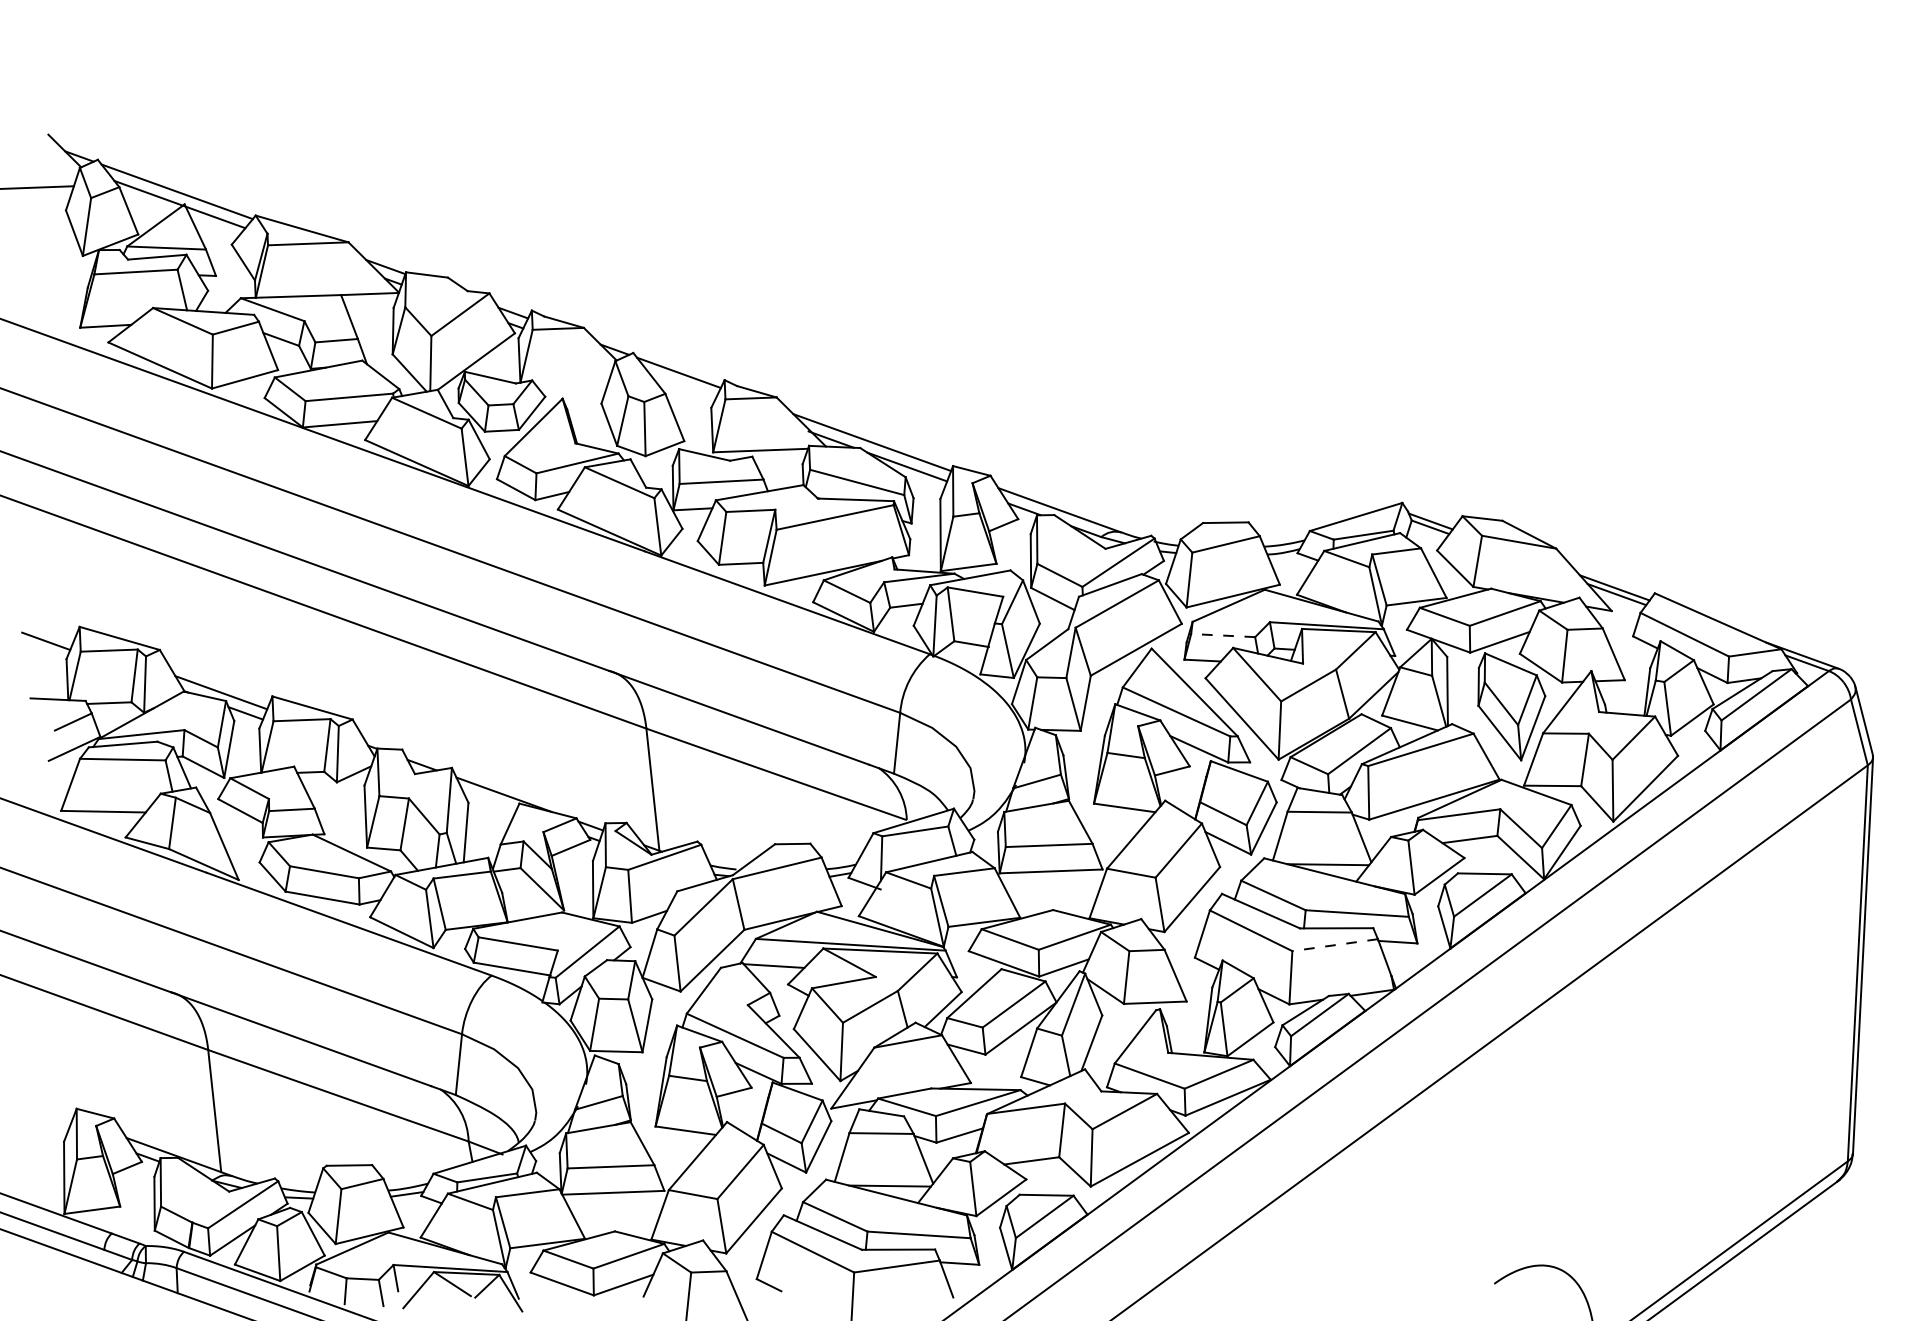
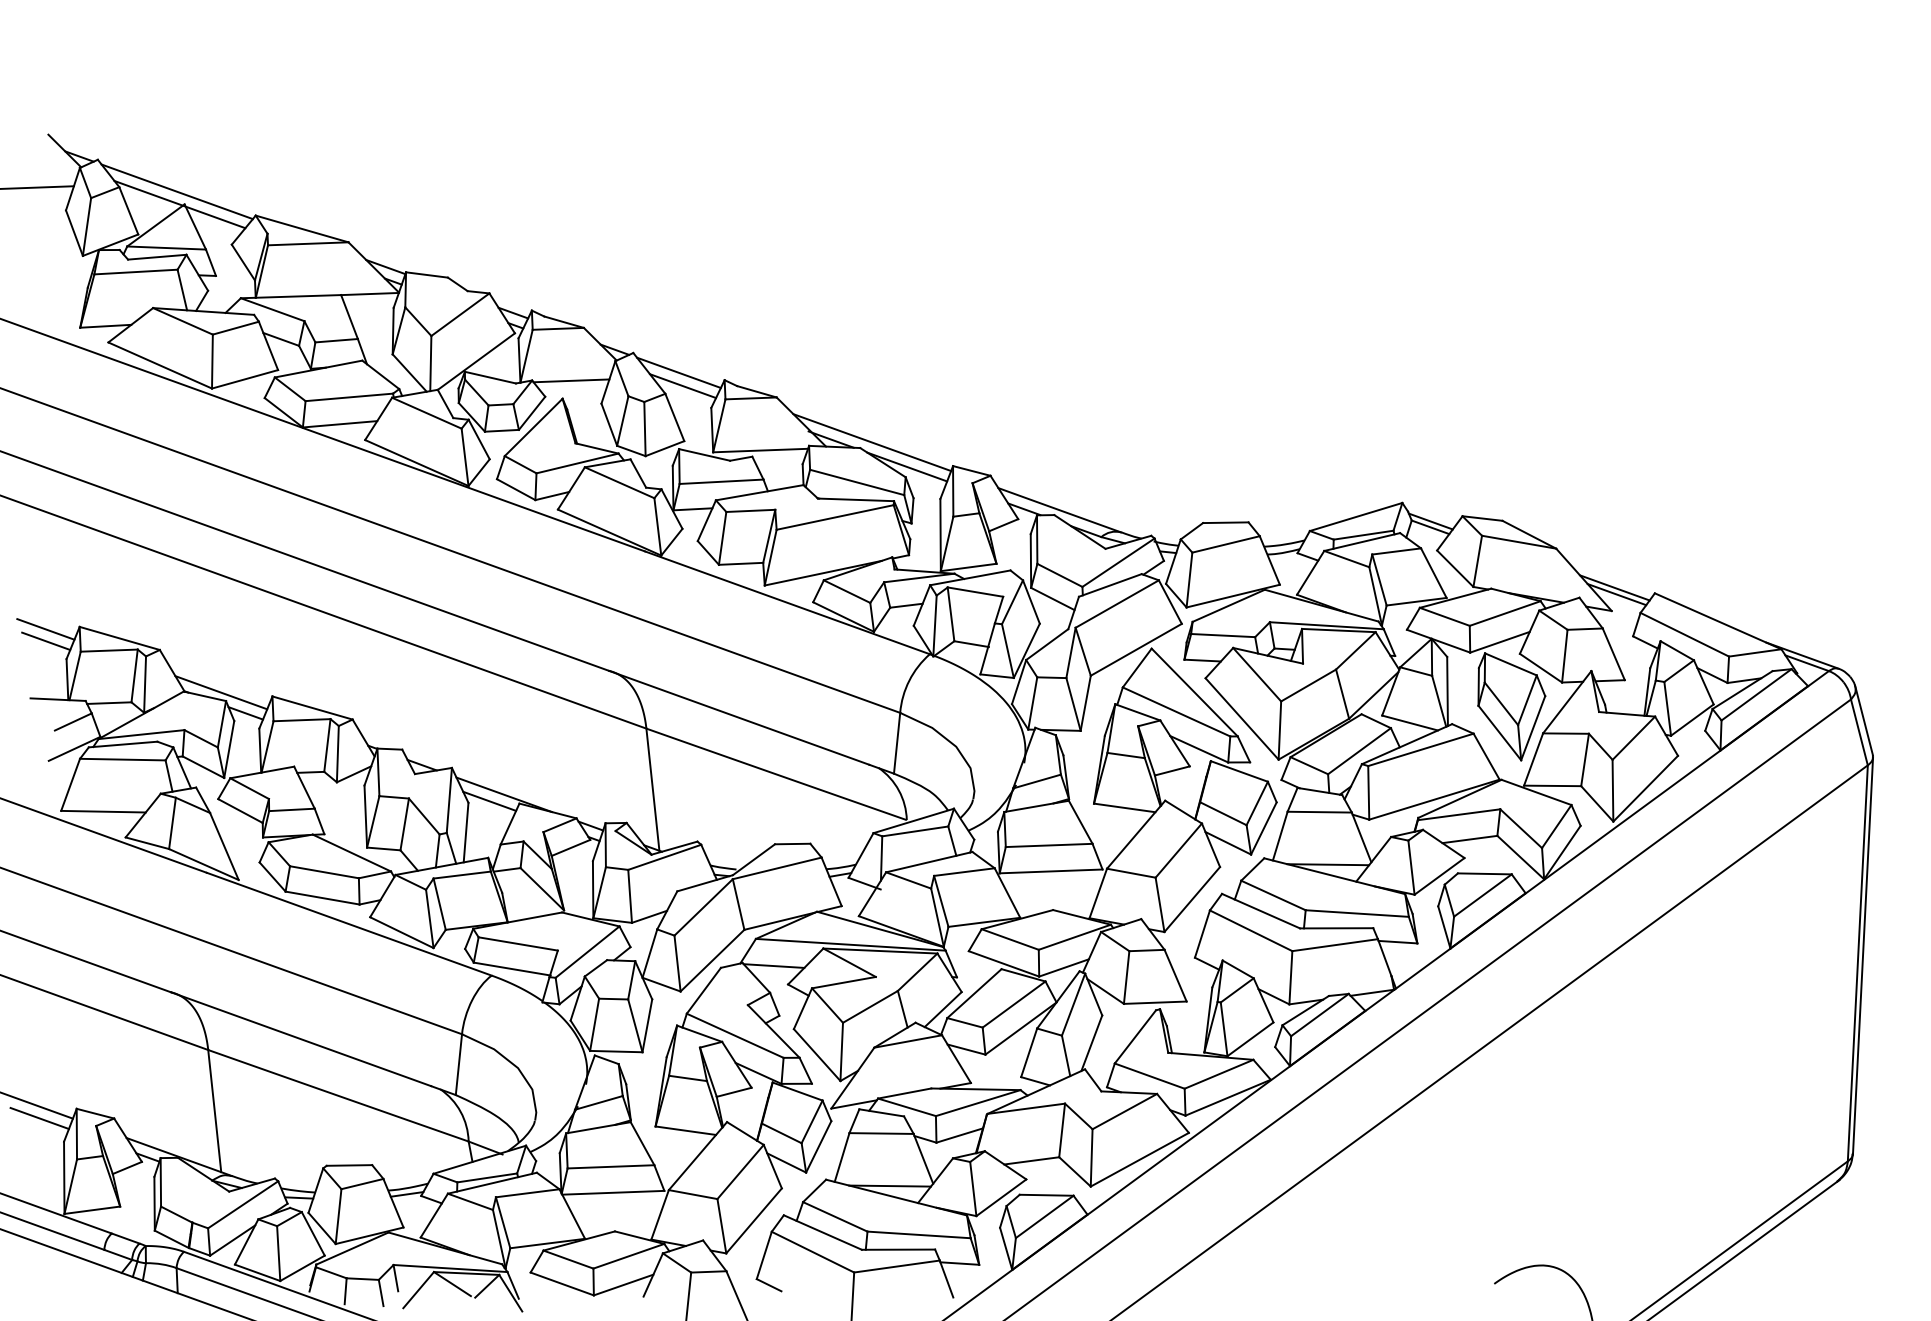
line: none -> present (571, 380)
line: none -> present (682, 386)
line: none -> present (45, 629)
line: dashed -> solid (1222, 635)
line: none -> present (489, 800)
line: dashed -> solid (1334, 945)
line: none -> present (37, 1105)
line: none -> present (39, 1118)
